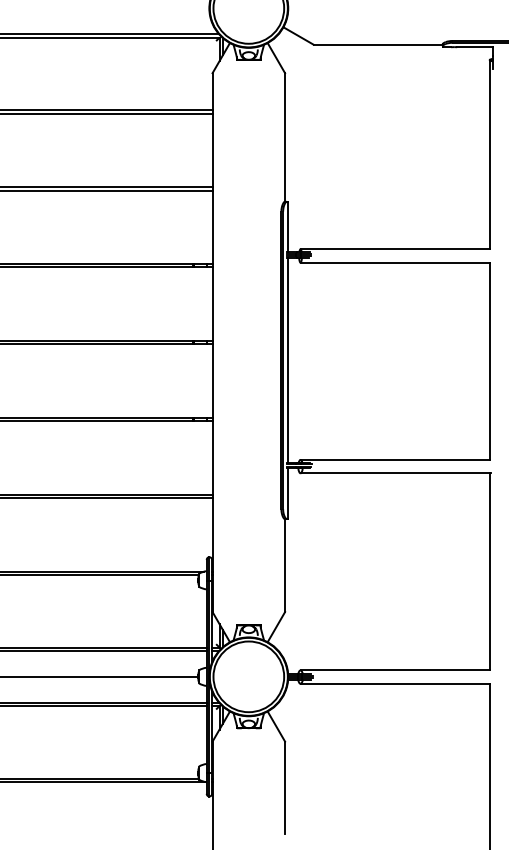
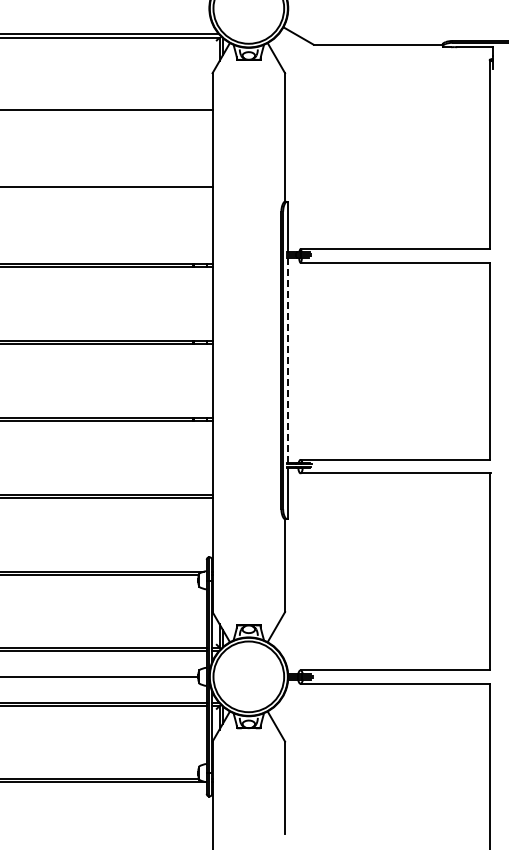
line: present -> none (107, 113)
line: present -> none (107, 190)
line: solid -> dashed (287, 360)
